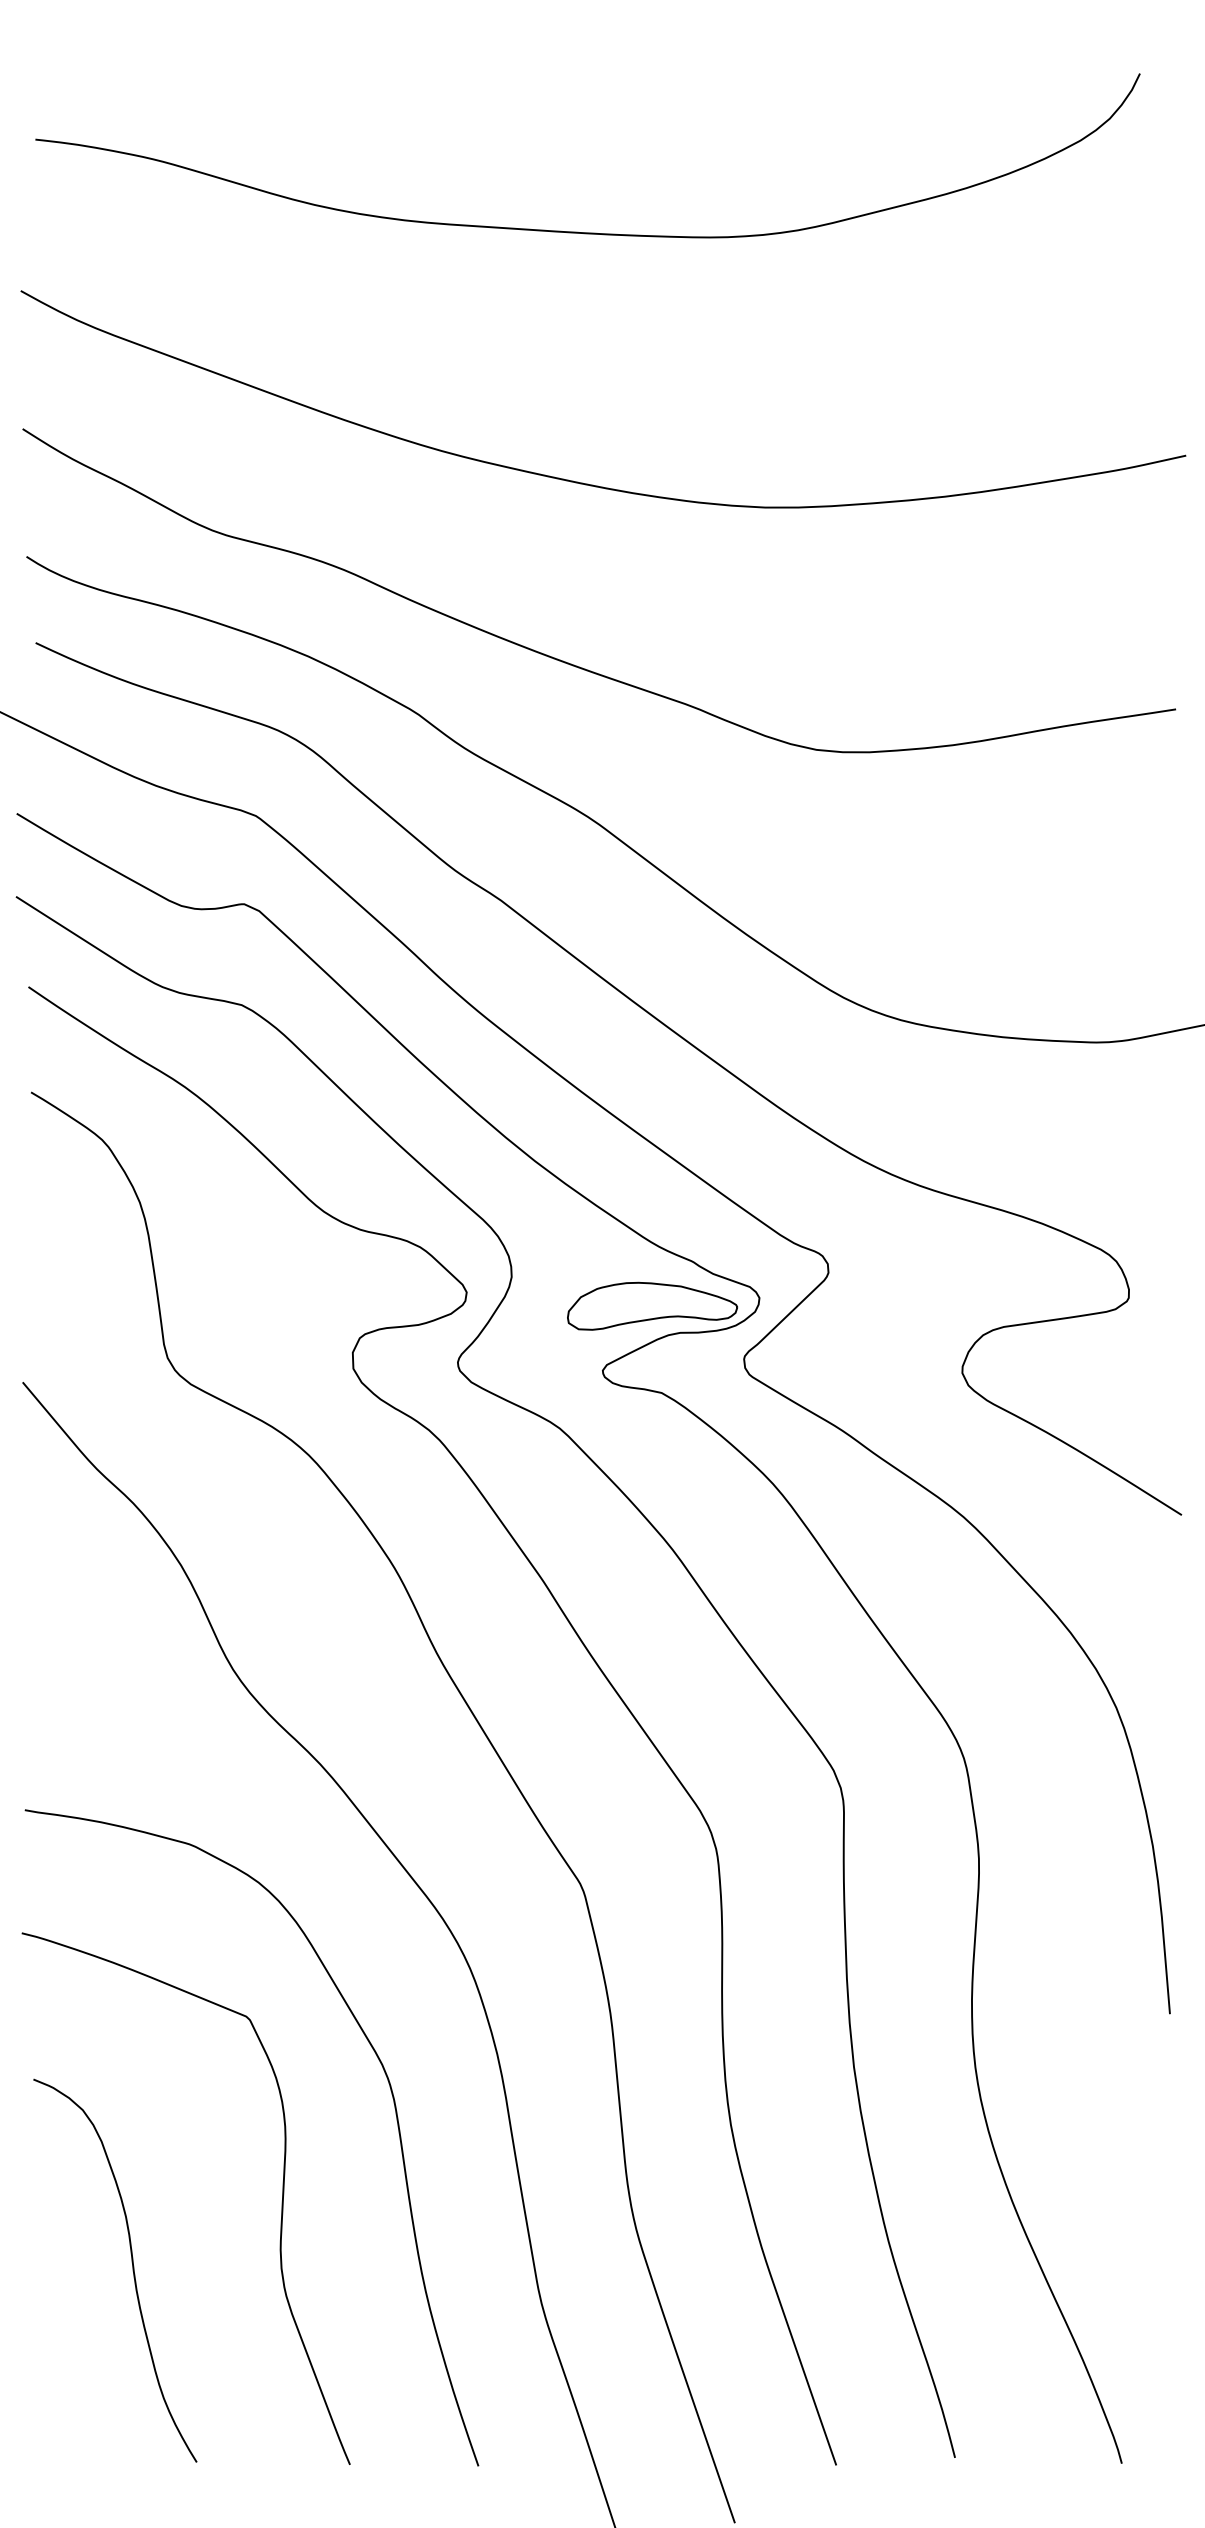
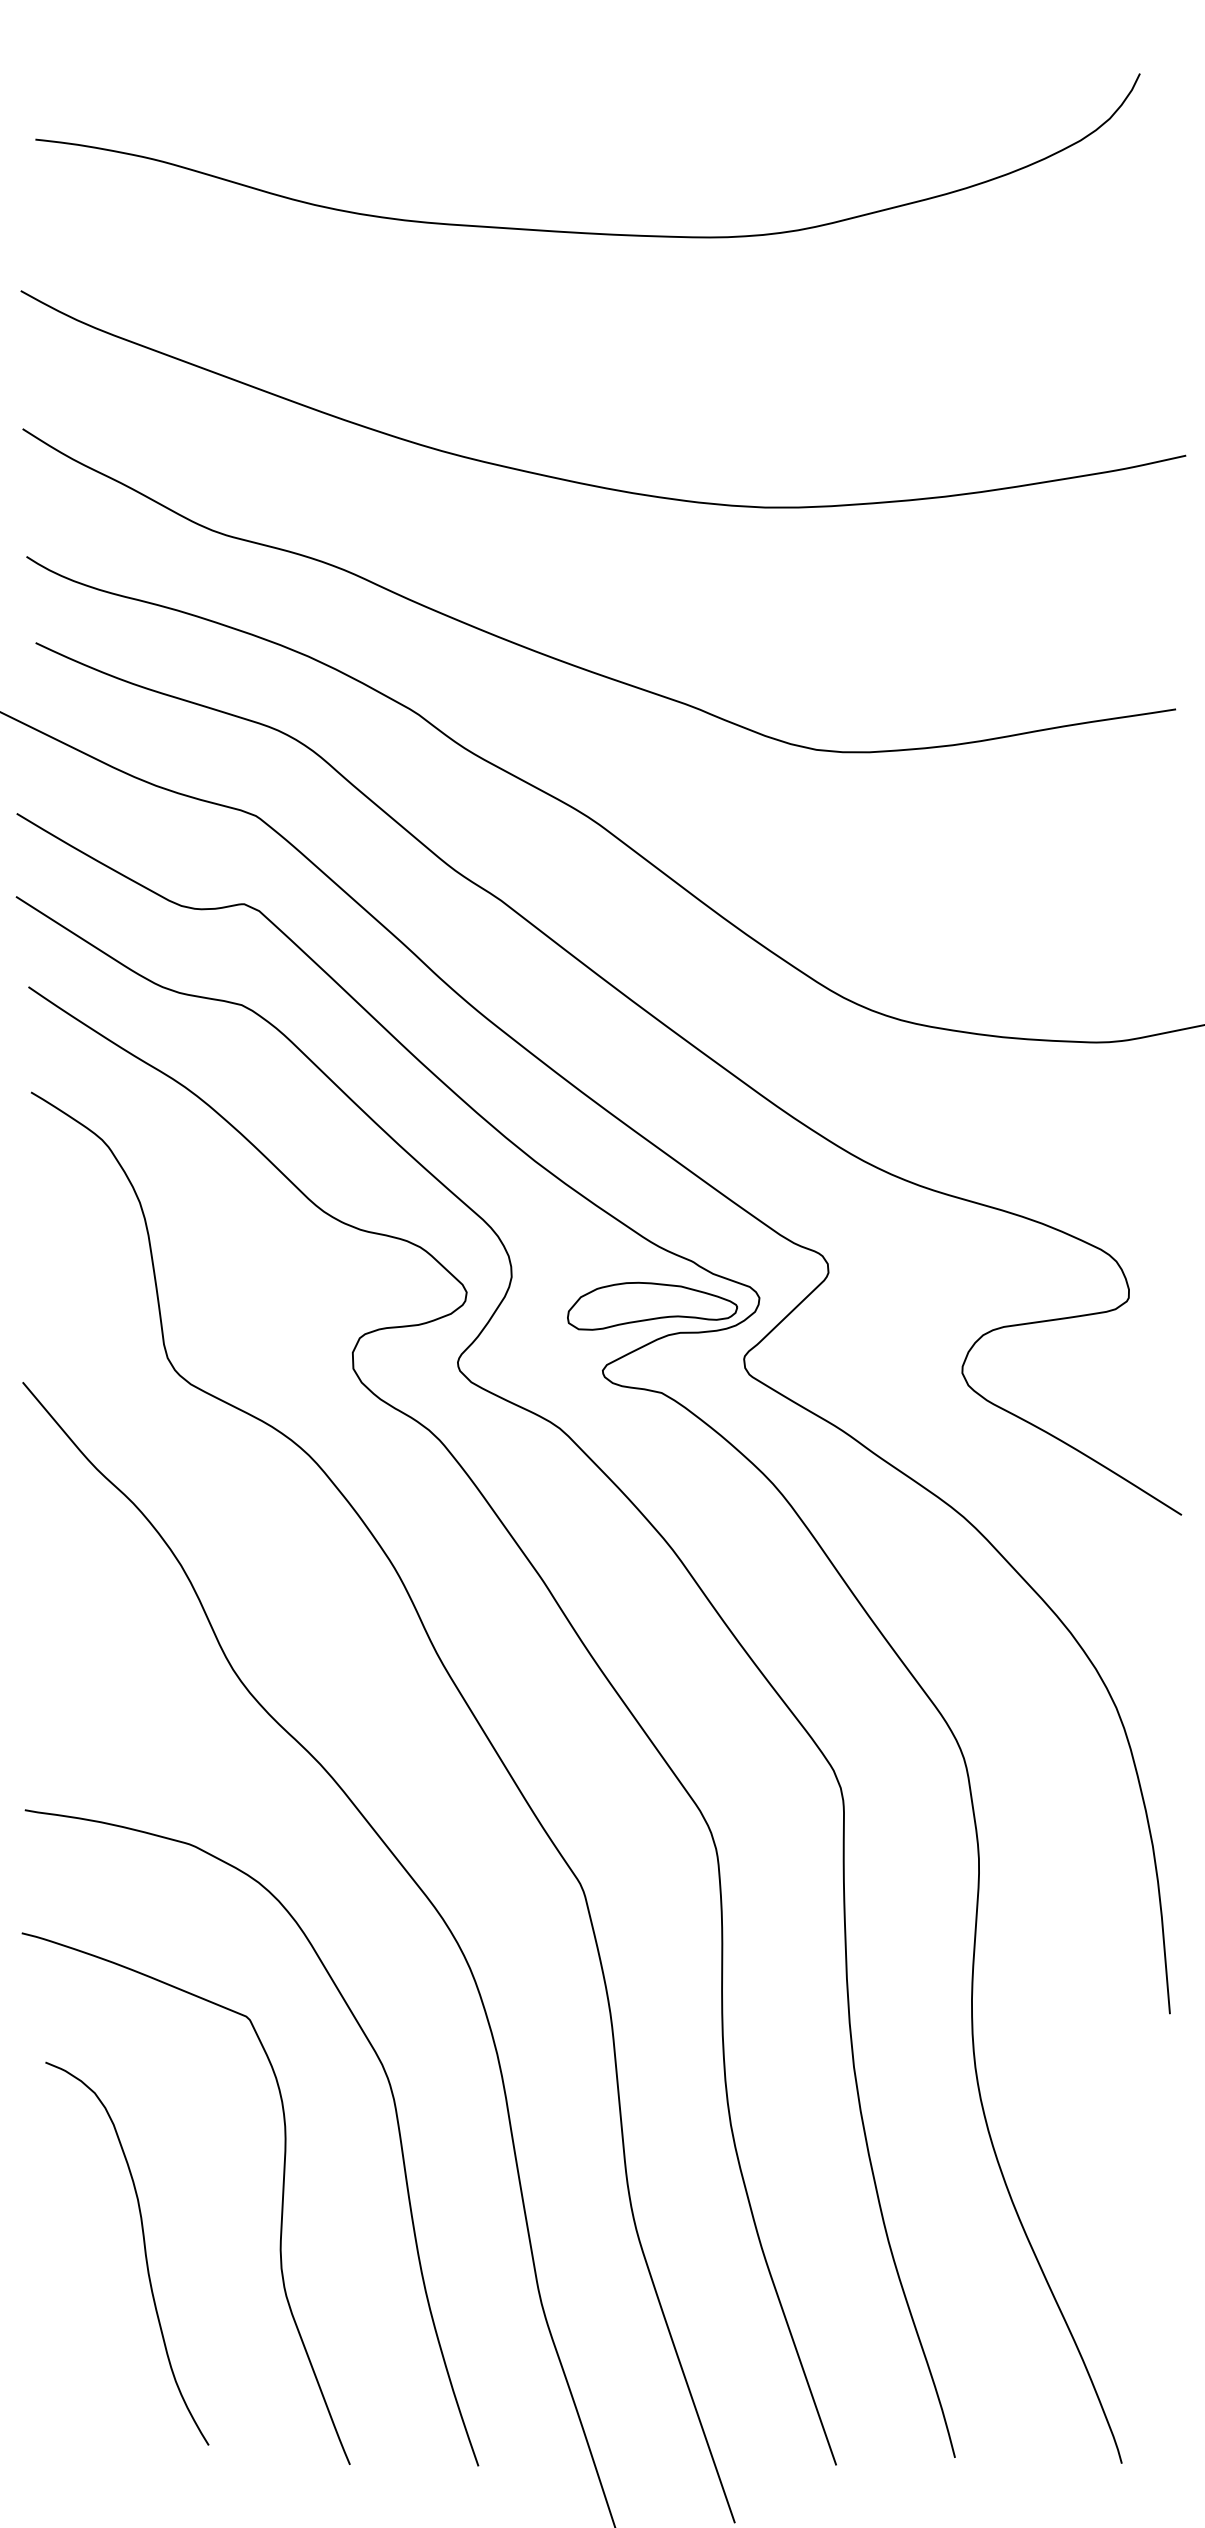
curve position: (132, 2270) -> (144, 2253) (144, 2253)
